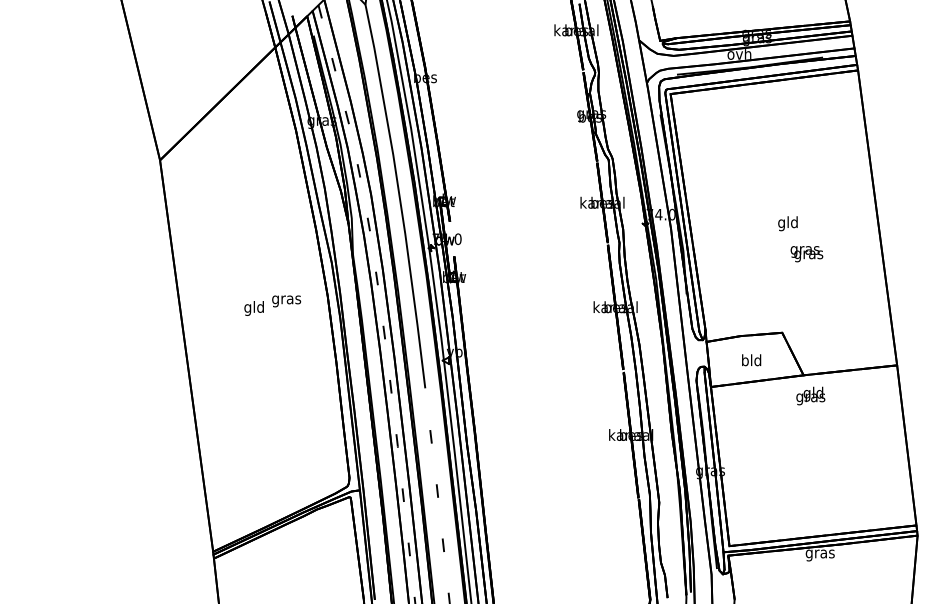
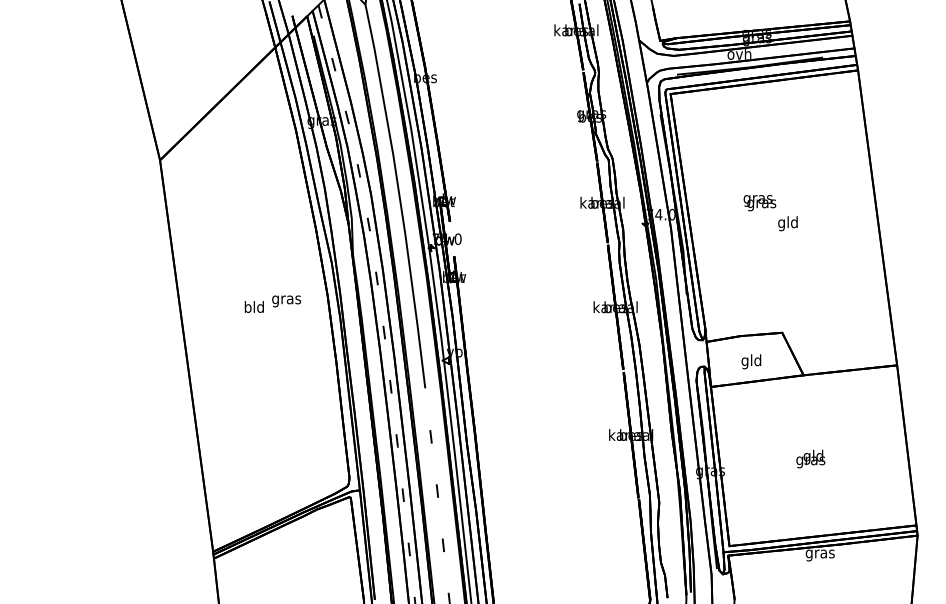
text position: (806, 254) -> (759, 203) (759, 203)
text: gld -> bld (247, 308)
text: bld -> gld (744, 361)
text position: (810, 395) -> (810, 458) (810, 458)
